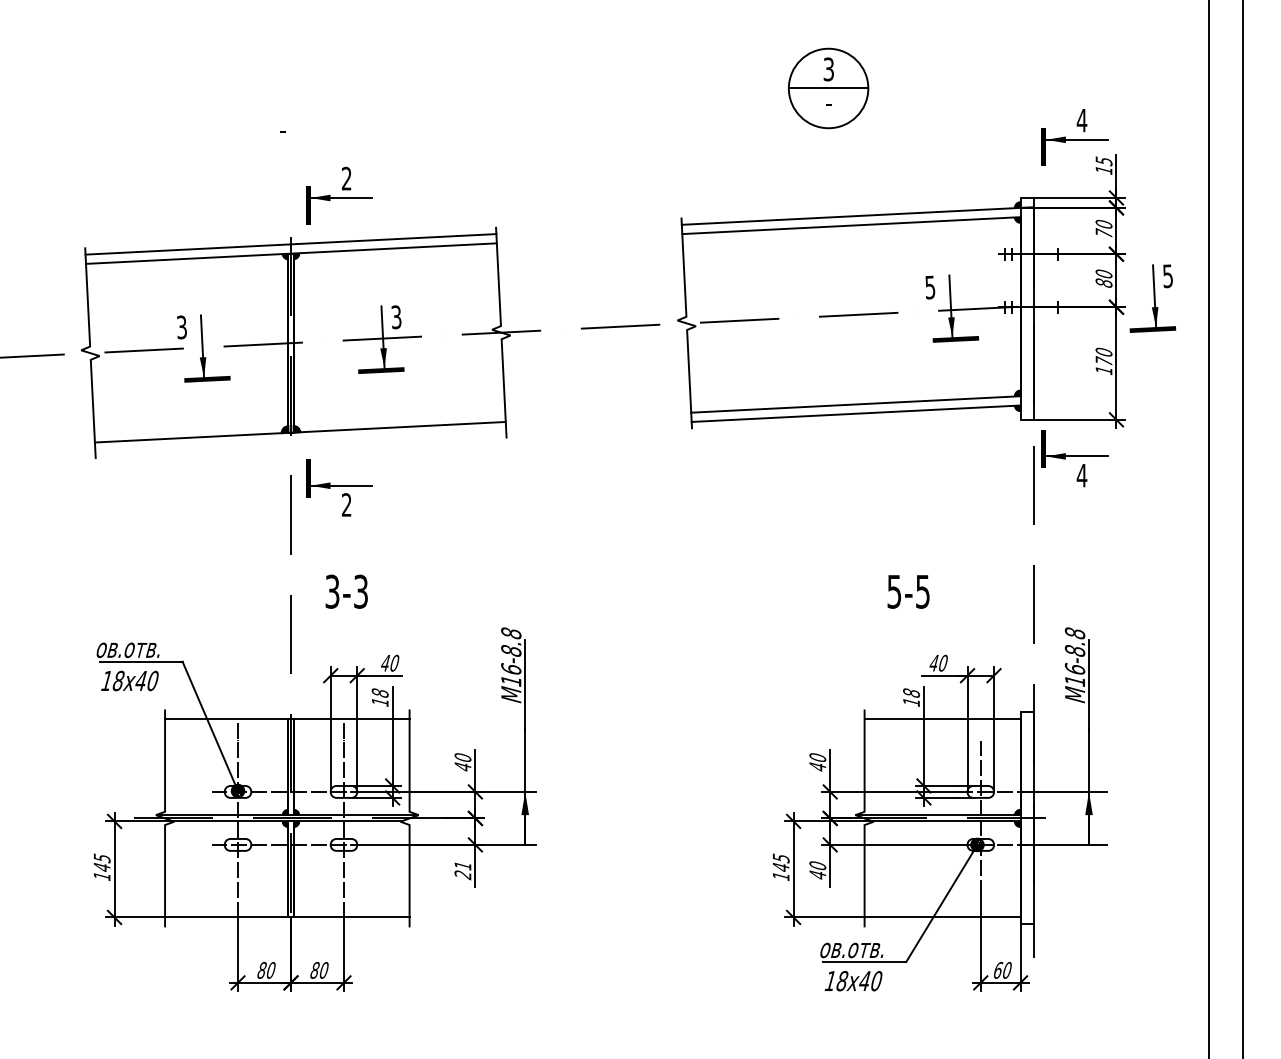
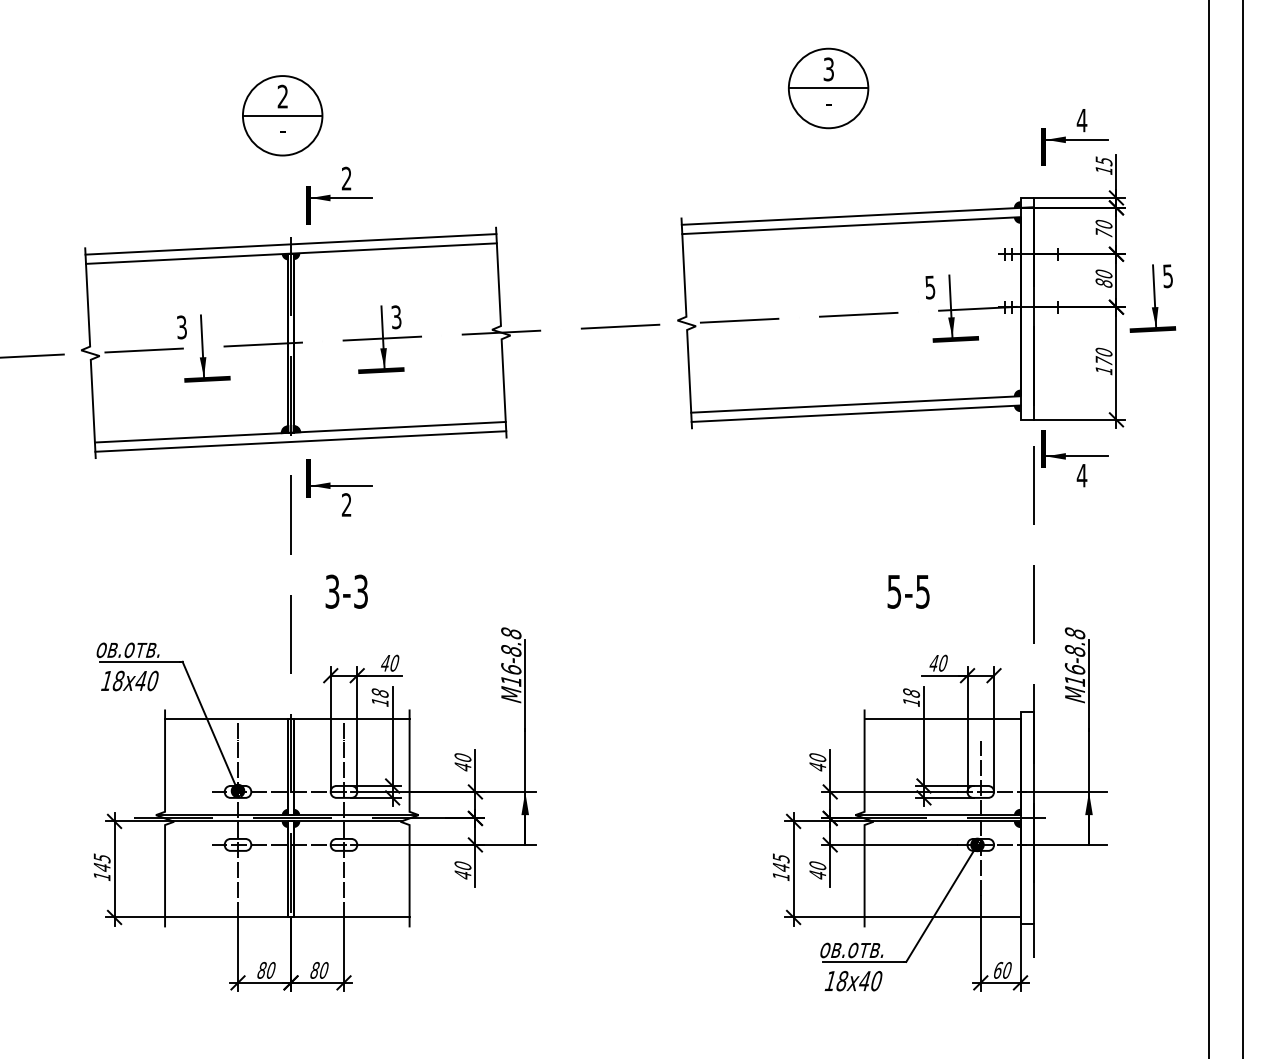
part: none -> present (282, 115)
line: none -> present (300, 441)
text: 21 -> 40 (462, 870)
